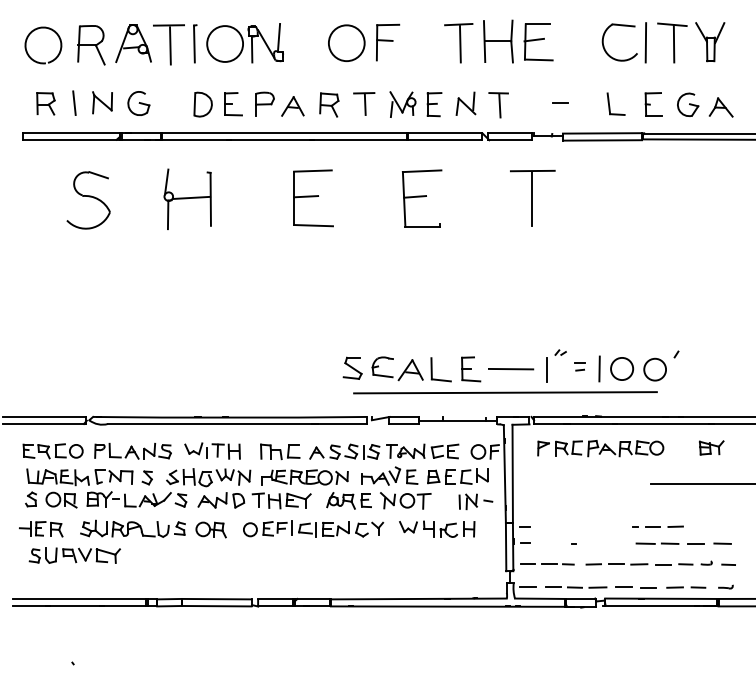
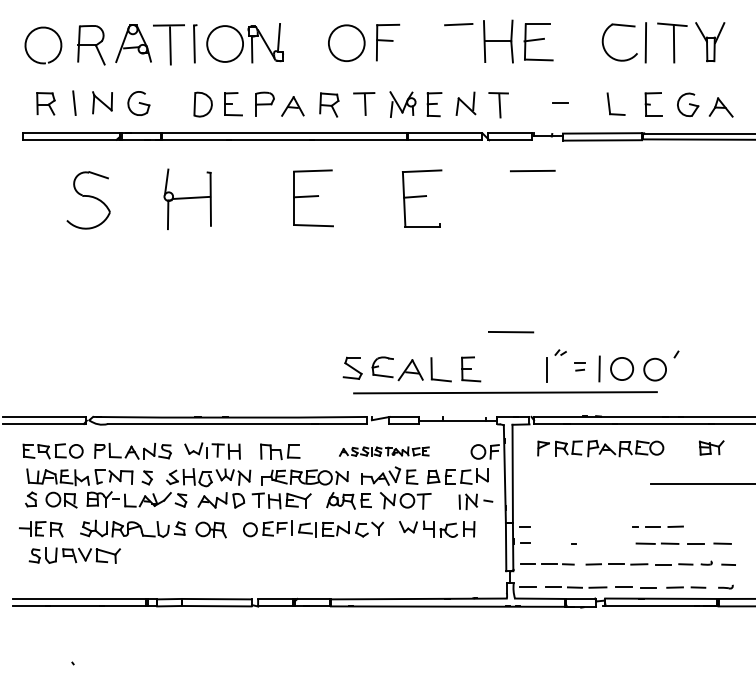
line: present -> none (459, 44)
line: present -> none (532, 198)
line position: (511, 369) -> (511, 332) (511, 332)
part size: 151x17 px -> 91x11 px (384, 451)
